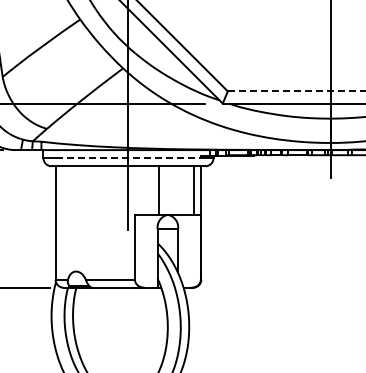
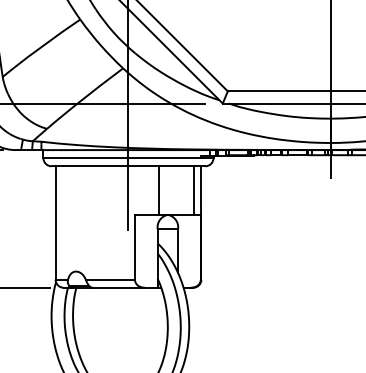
line: dashed -> solid (296, 91)
line: dashed -> solid (128, 158)
